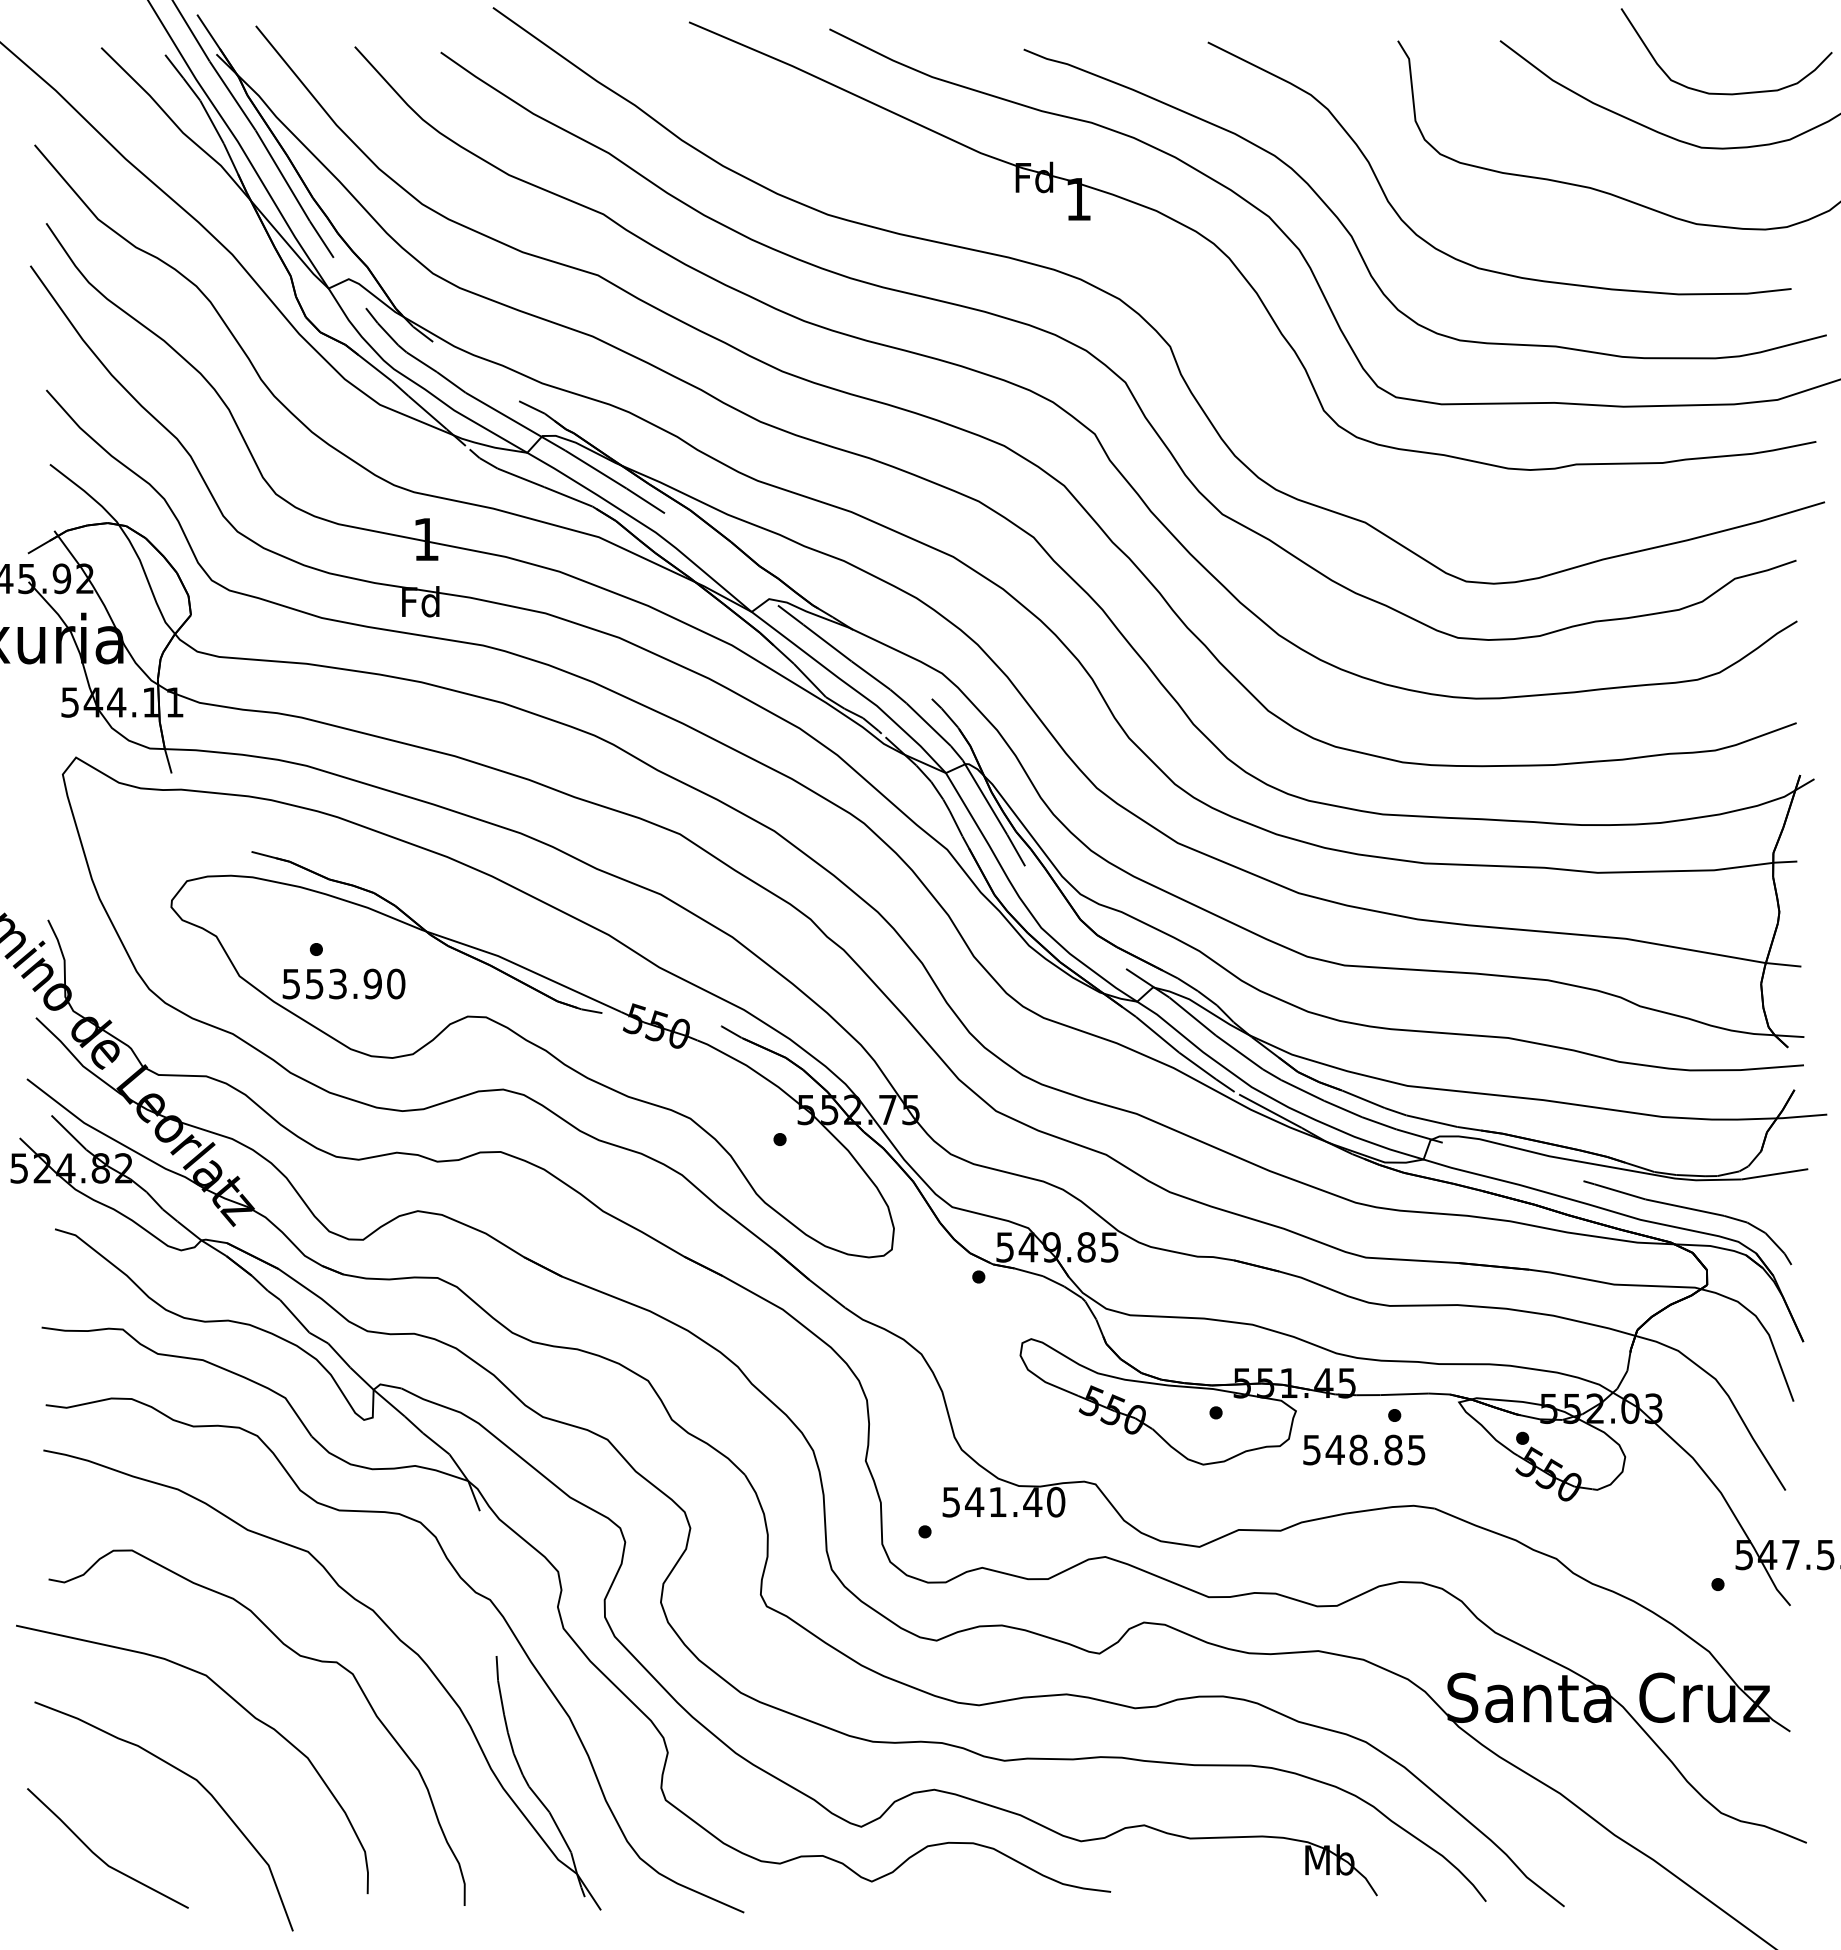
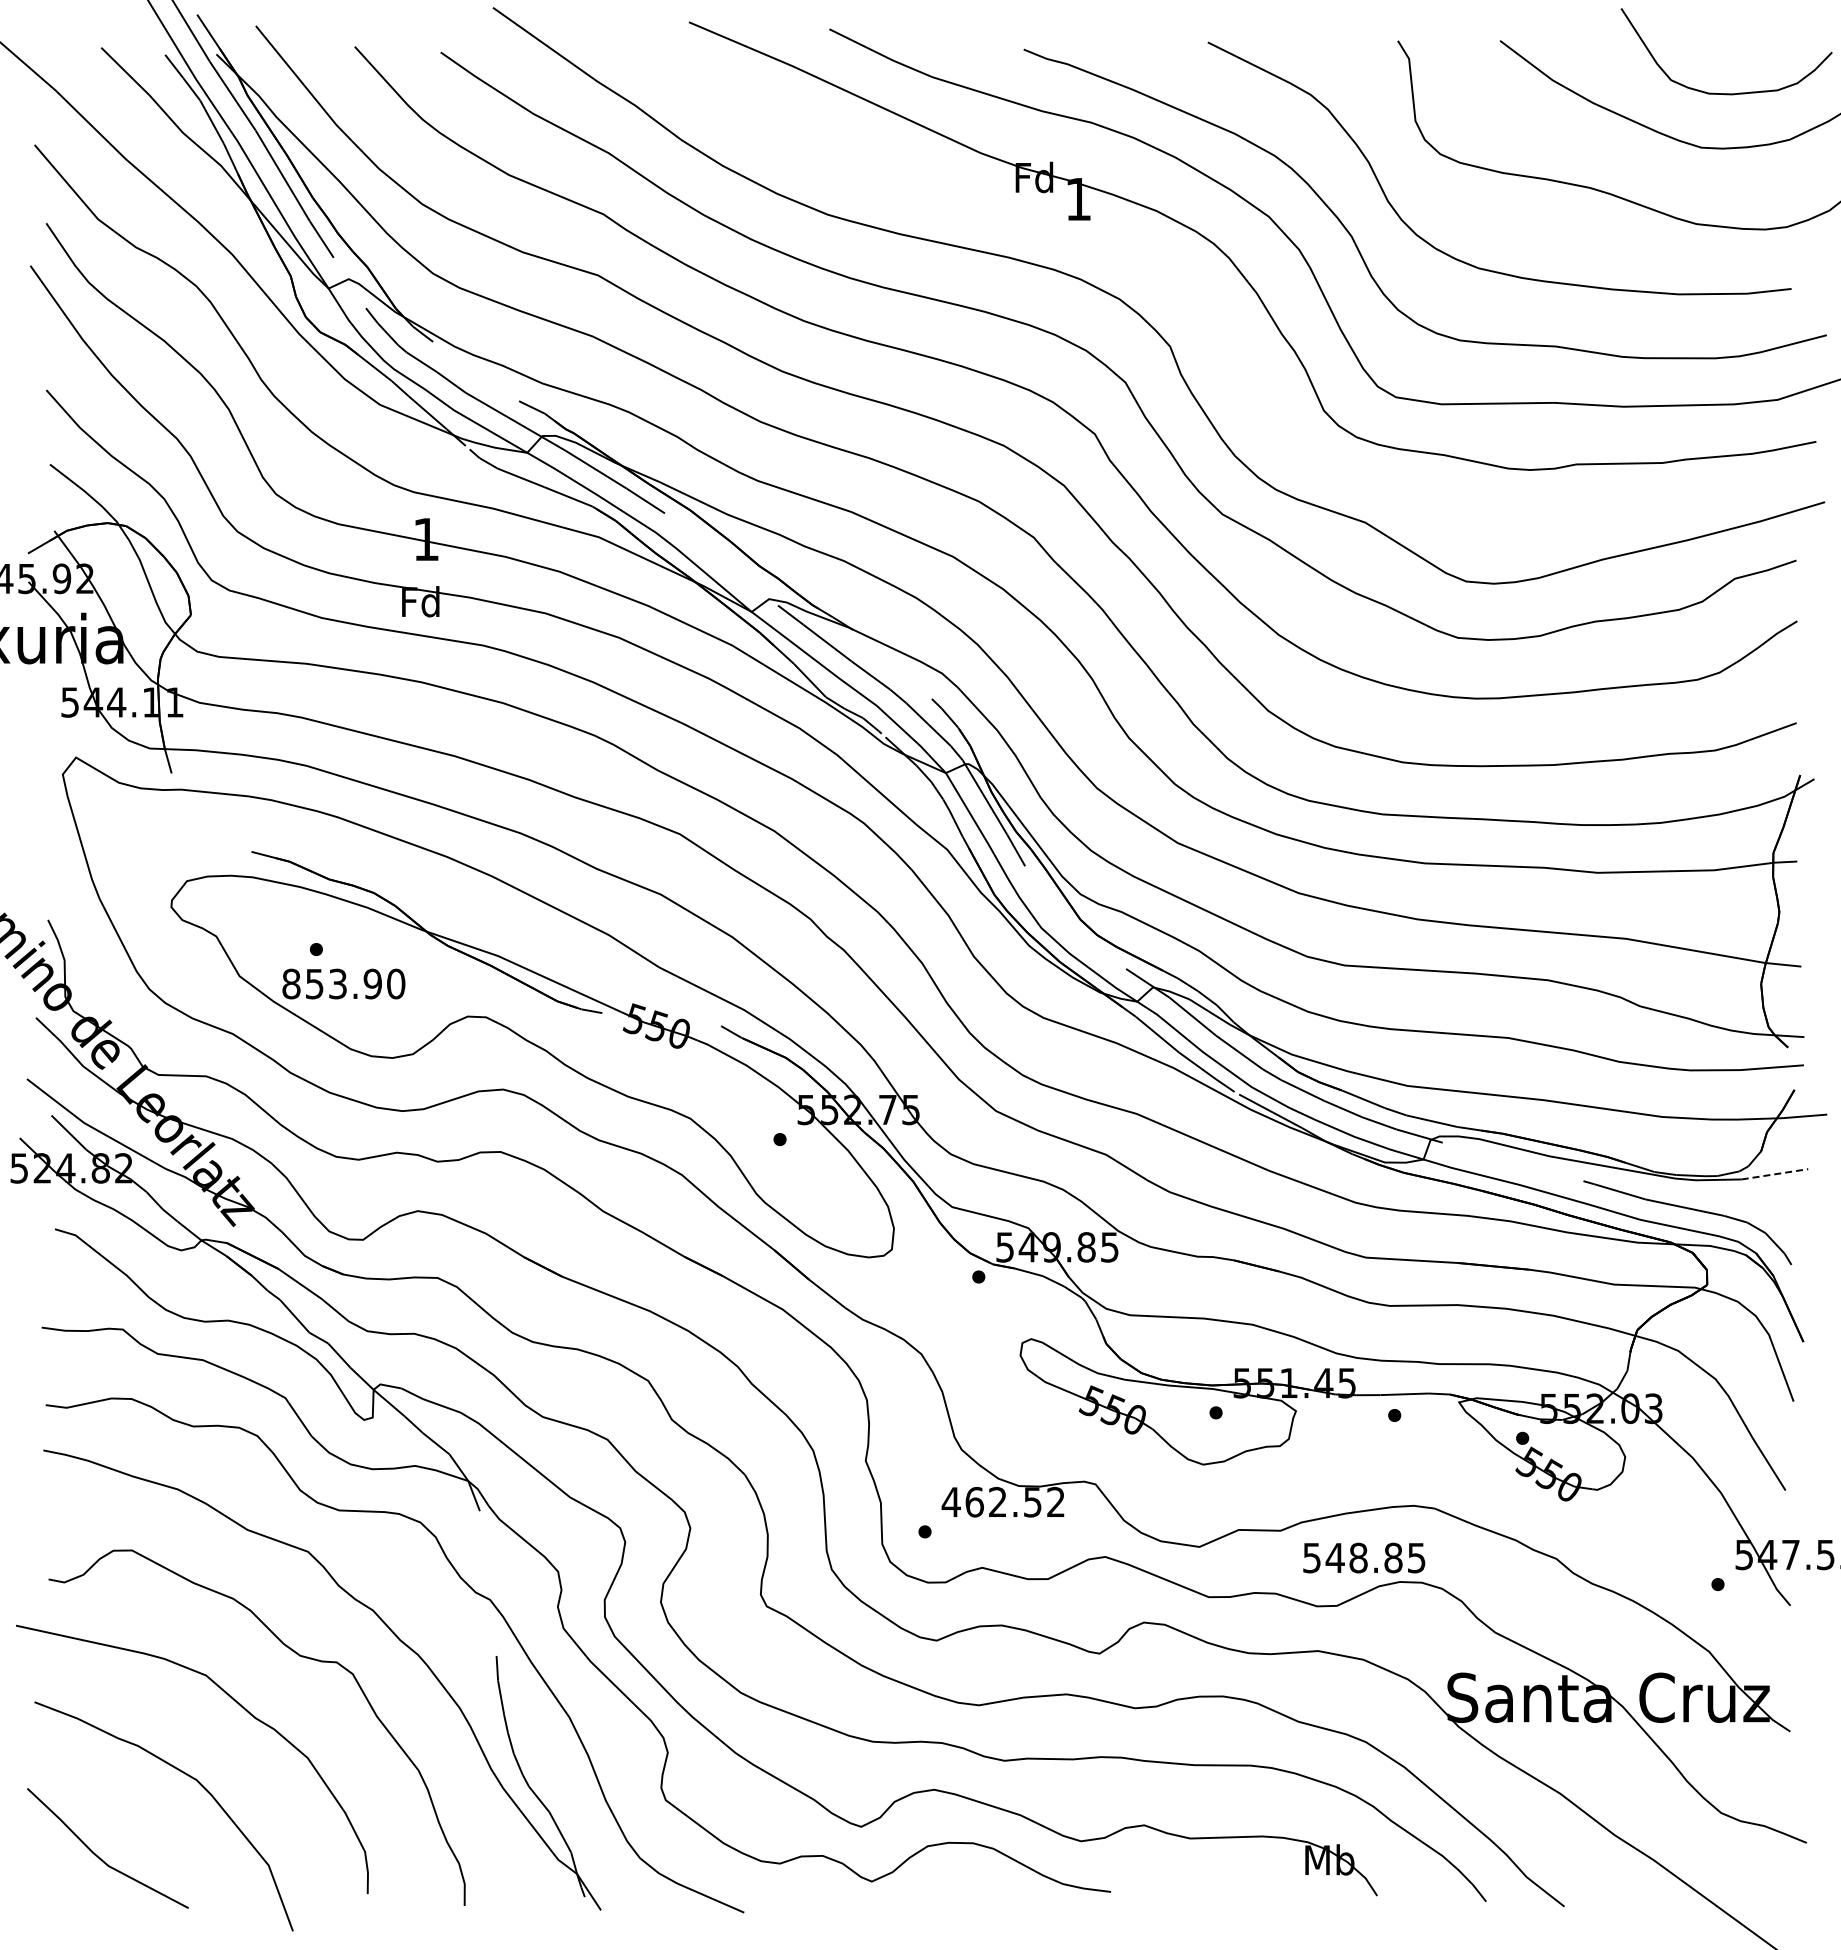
text: 553.90 -> 853.90 (291, 983)
line: solid -> dashed (1774, 1174)
text position: (1364, 1449) -> (1364, 1557) (1364, 1557)
text: 541.40 -> 462.52 (1003, 1501)
